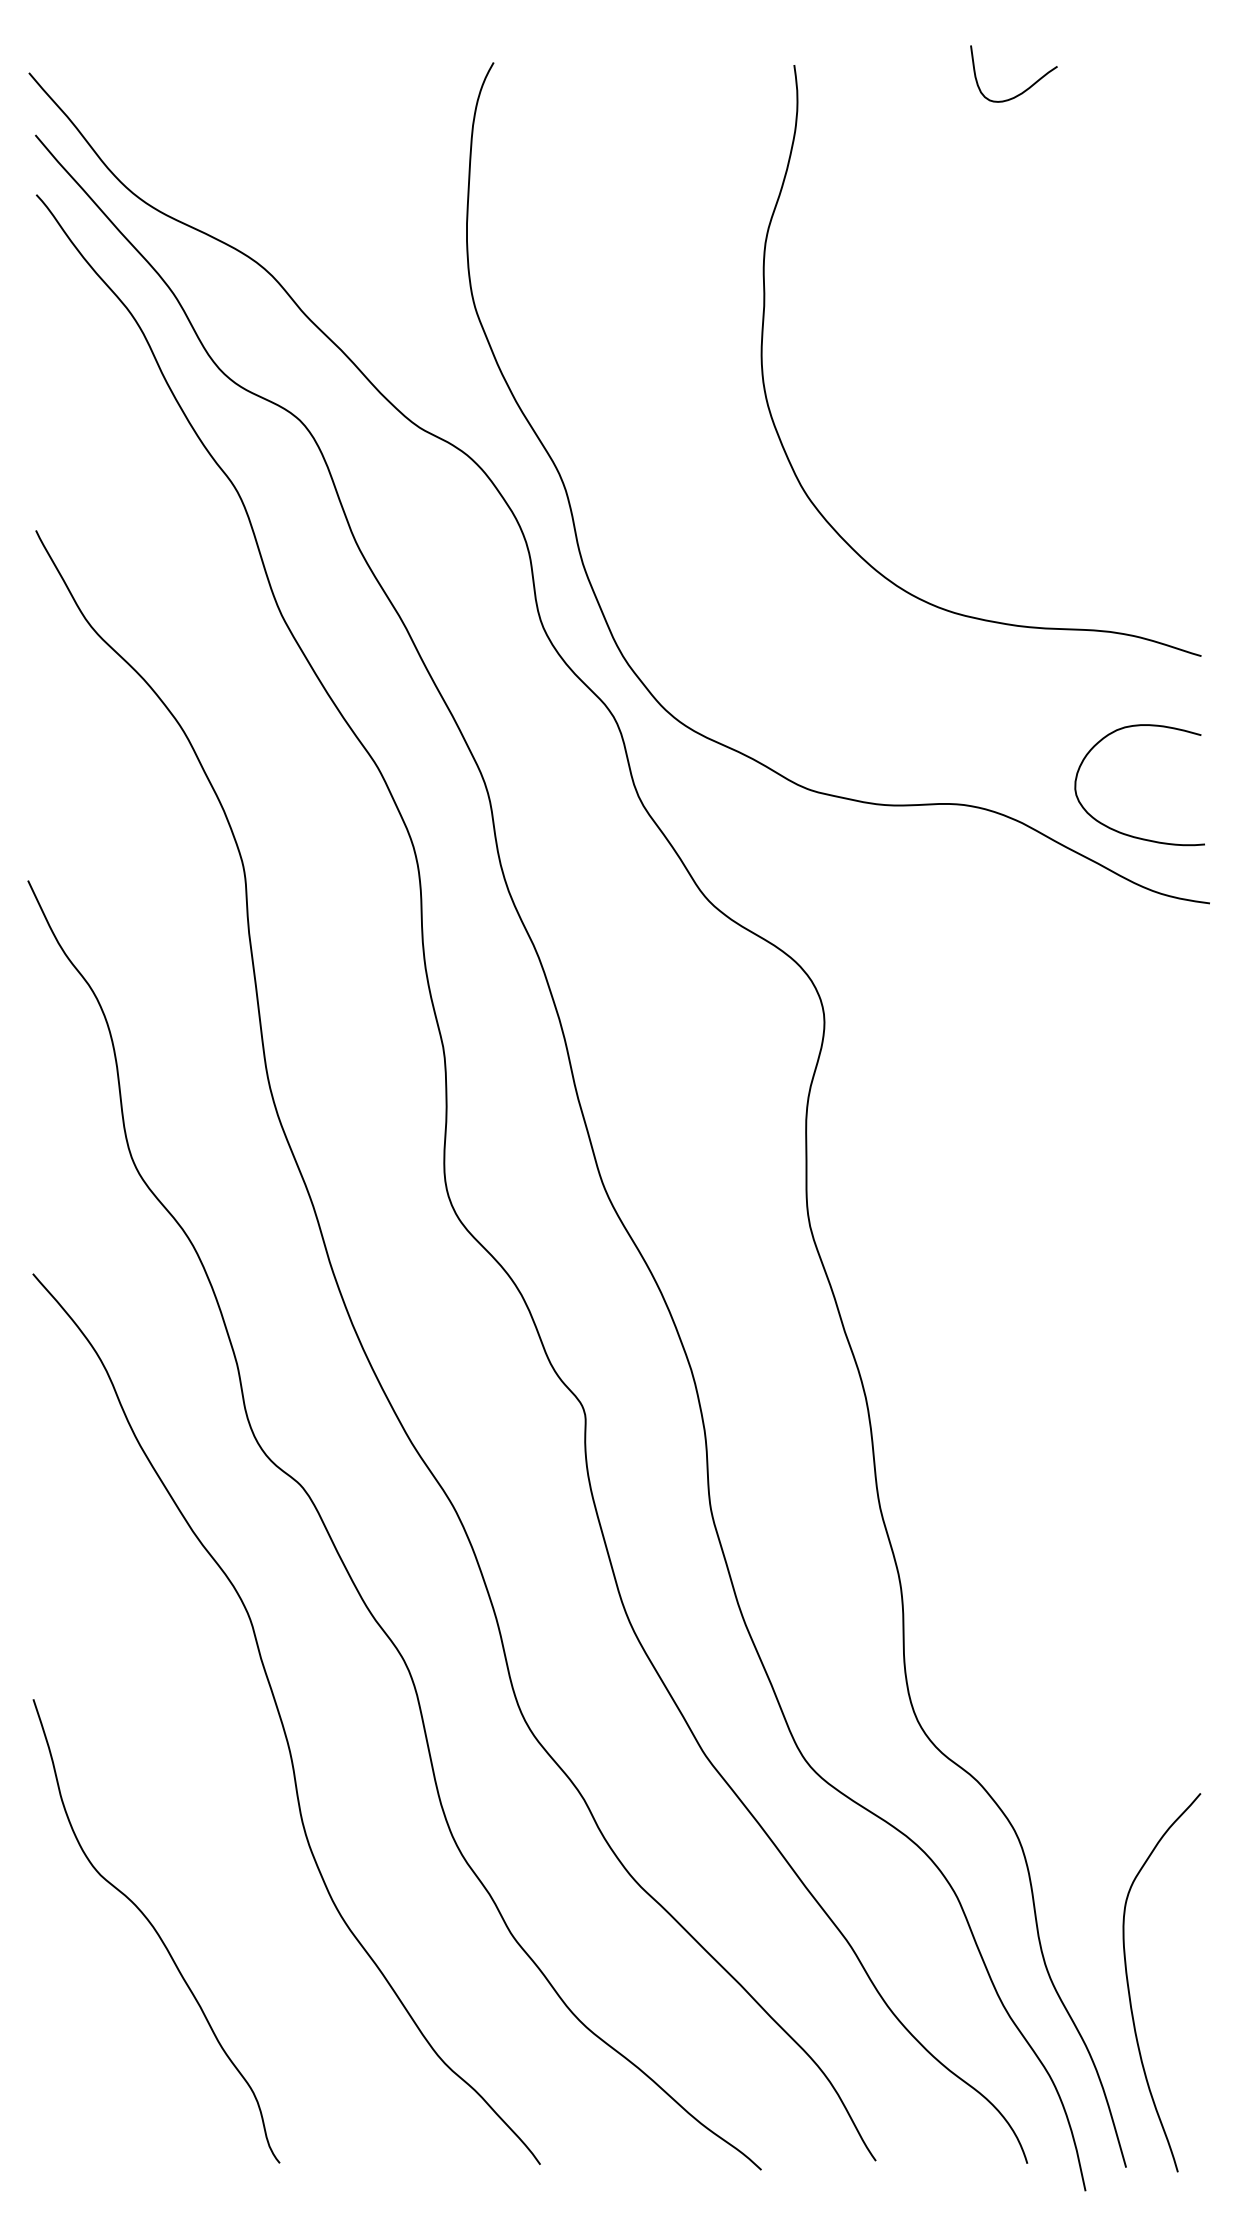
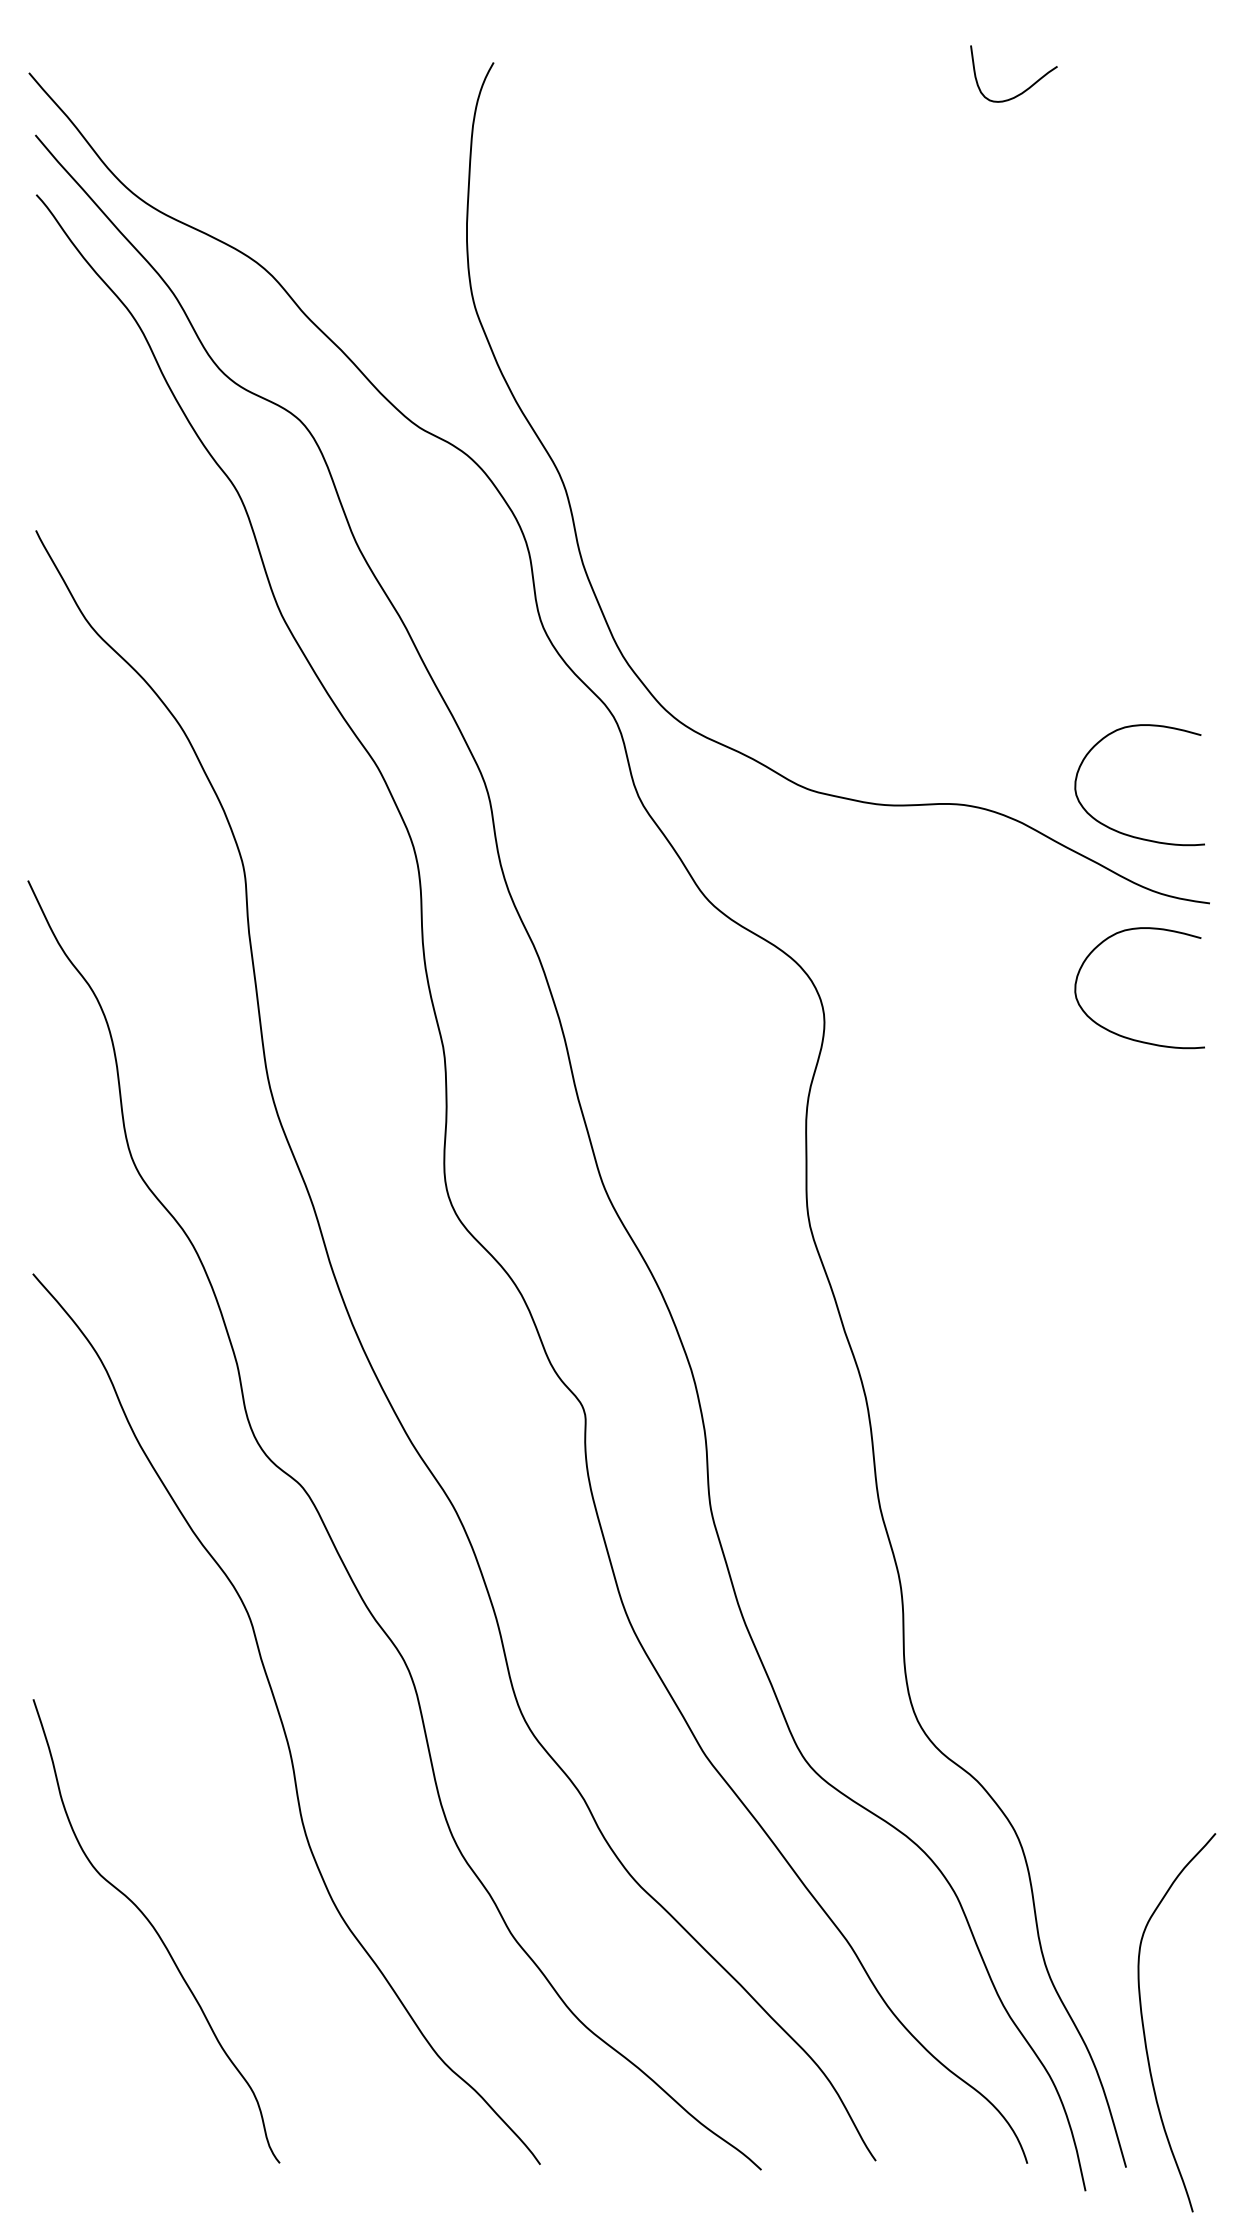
curve: present -> none (782, 442)
curve: none -> present (1123, 1035)
curve position: (1129, 1986) -> (1144, 2026) (1144, 2026)
